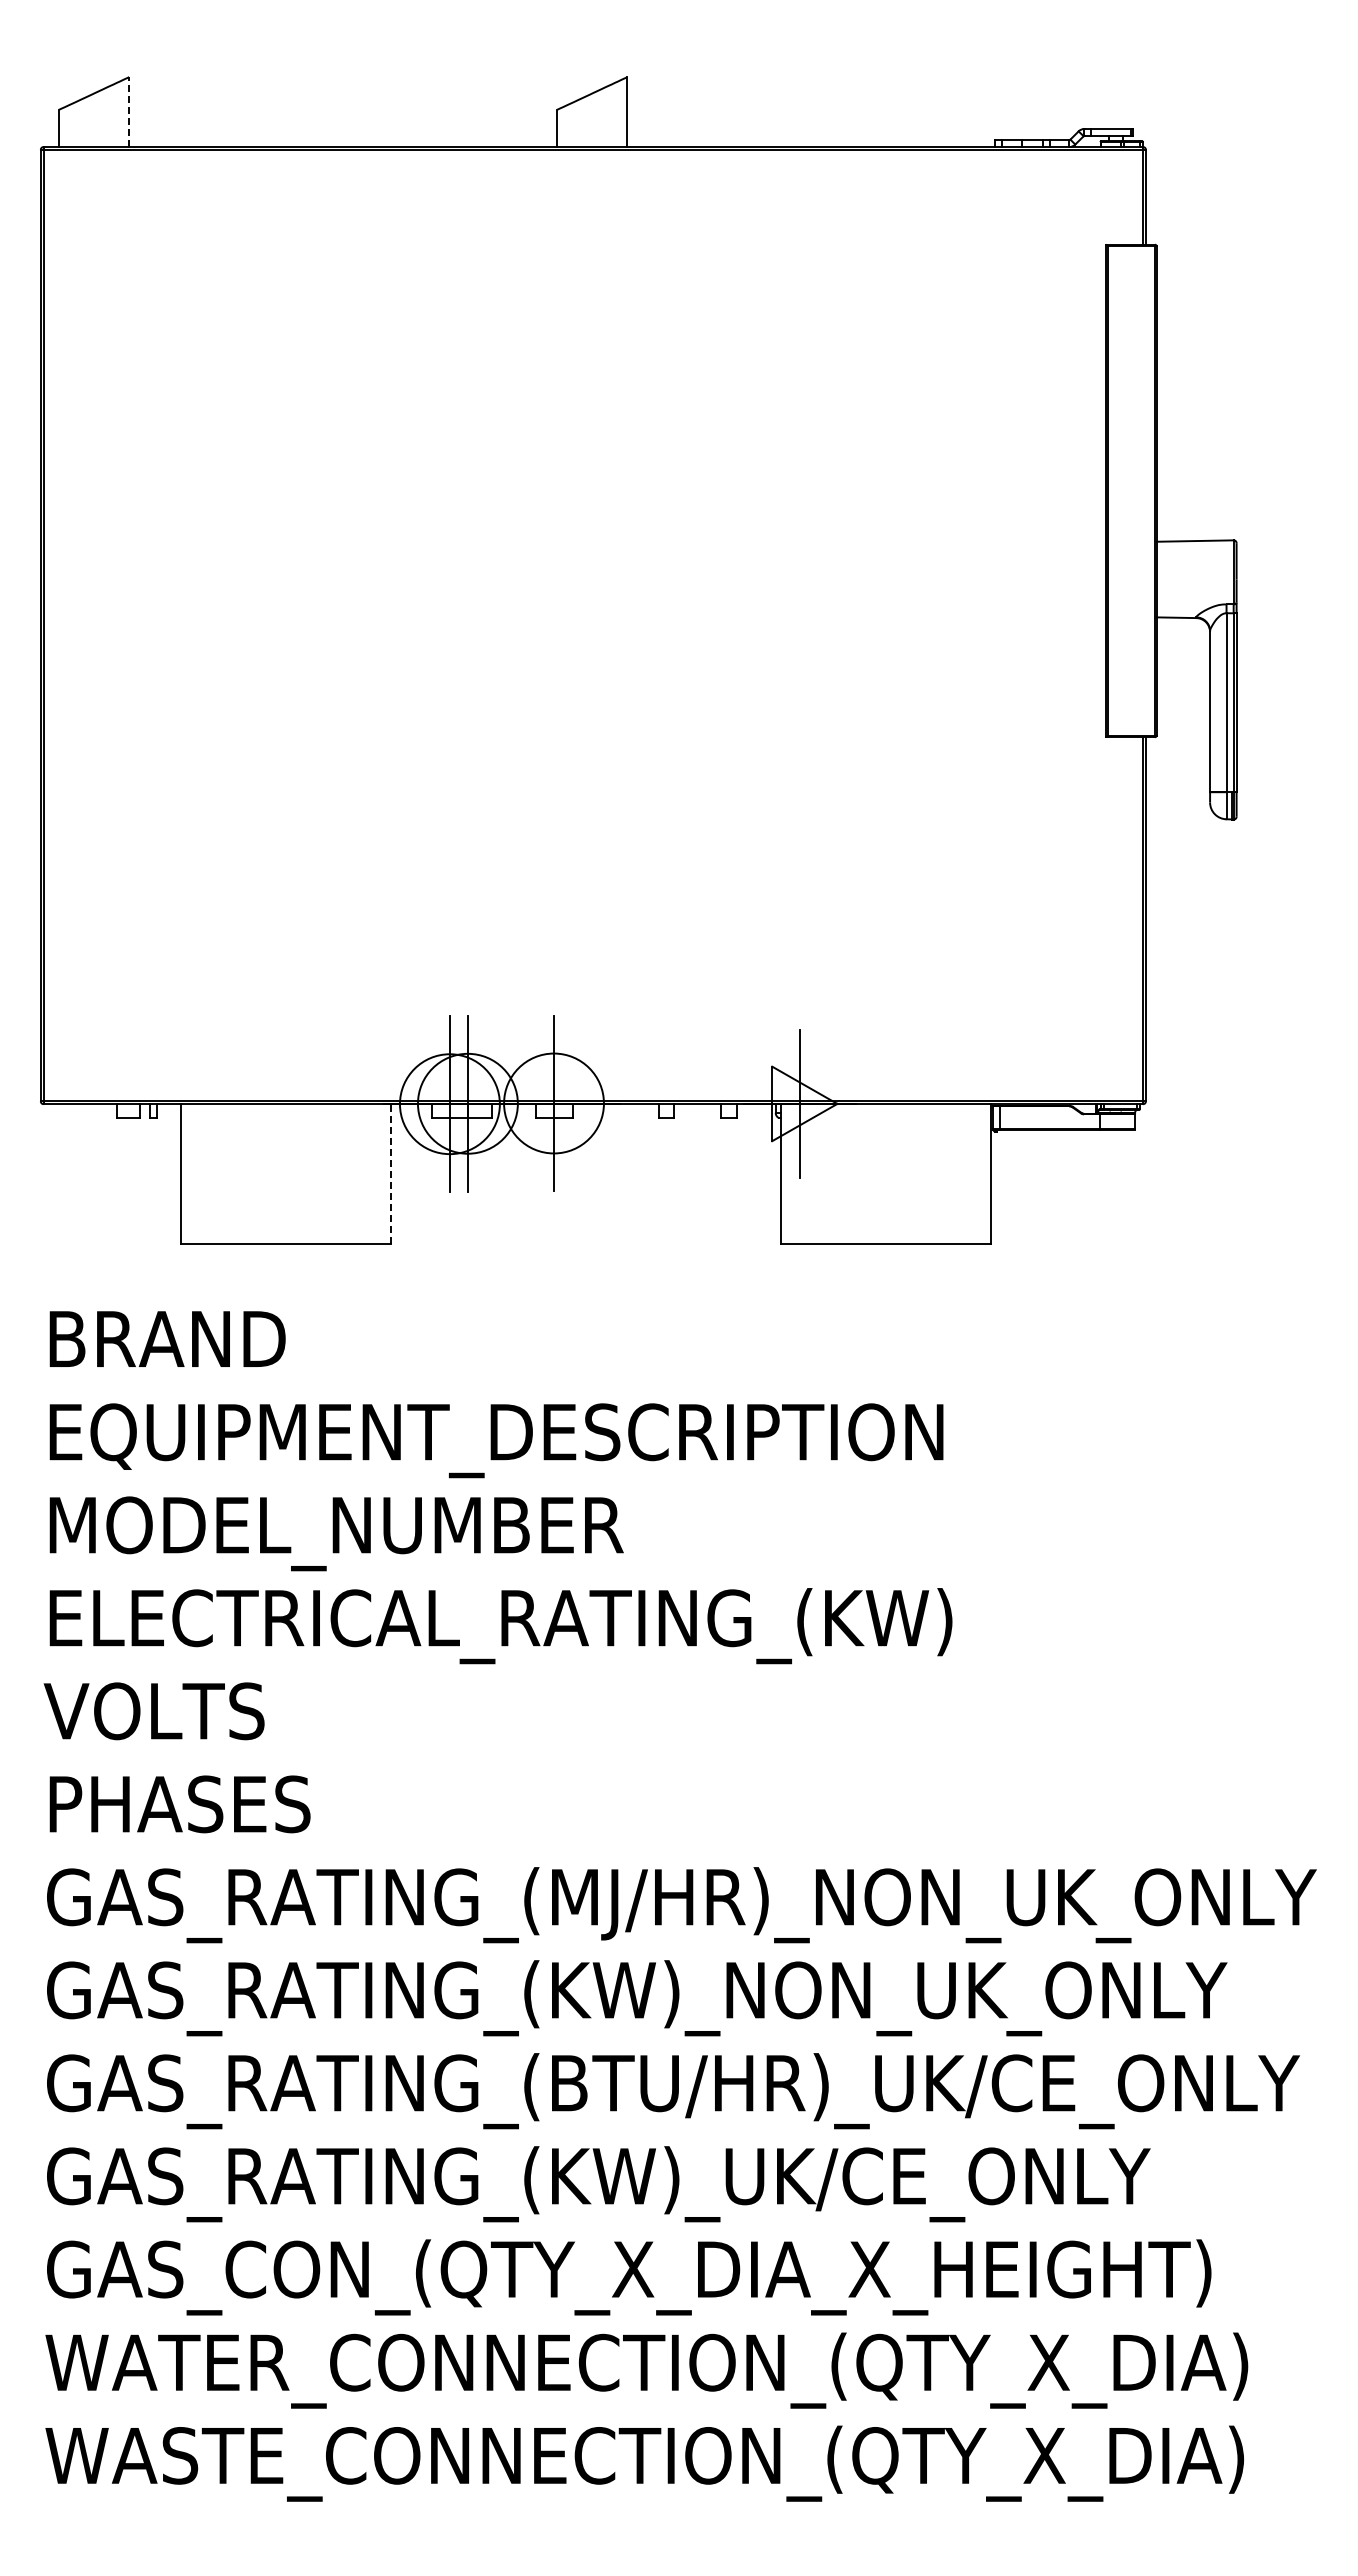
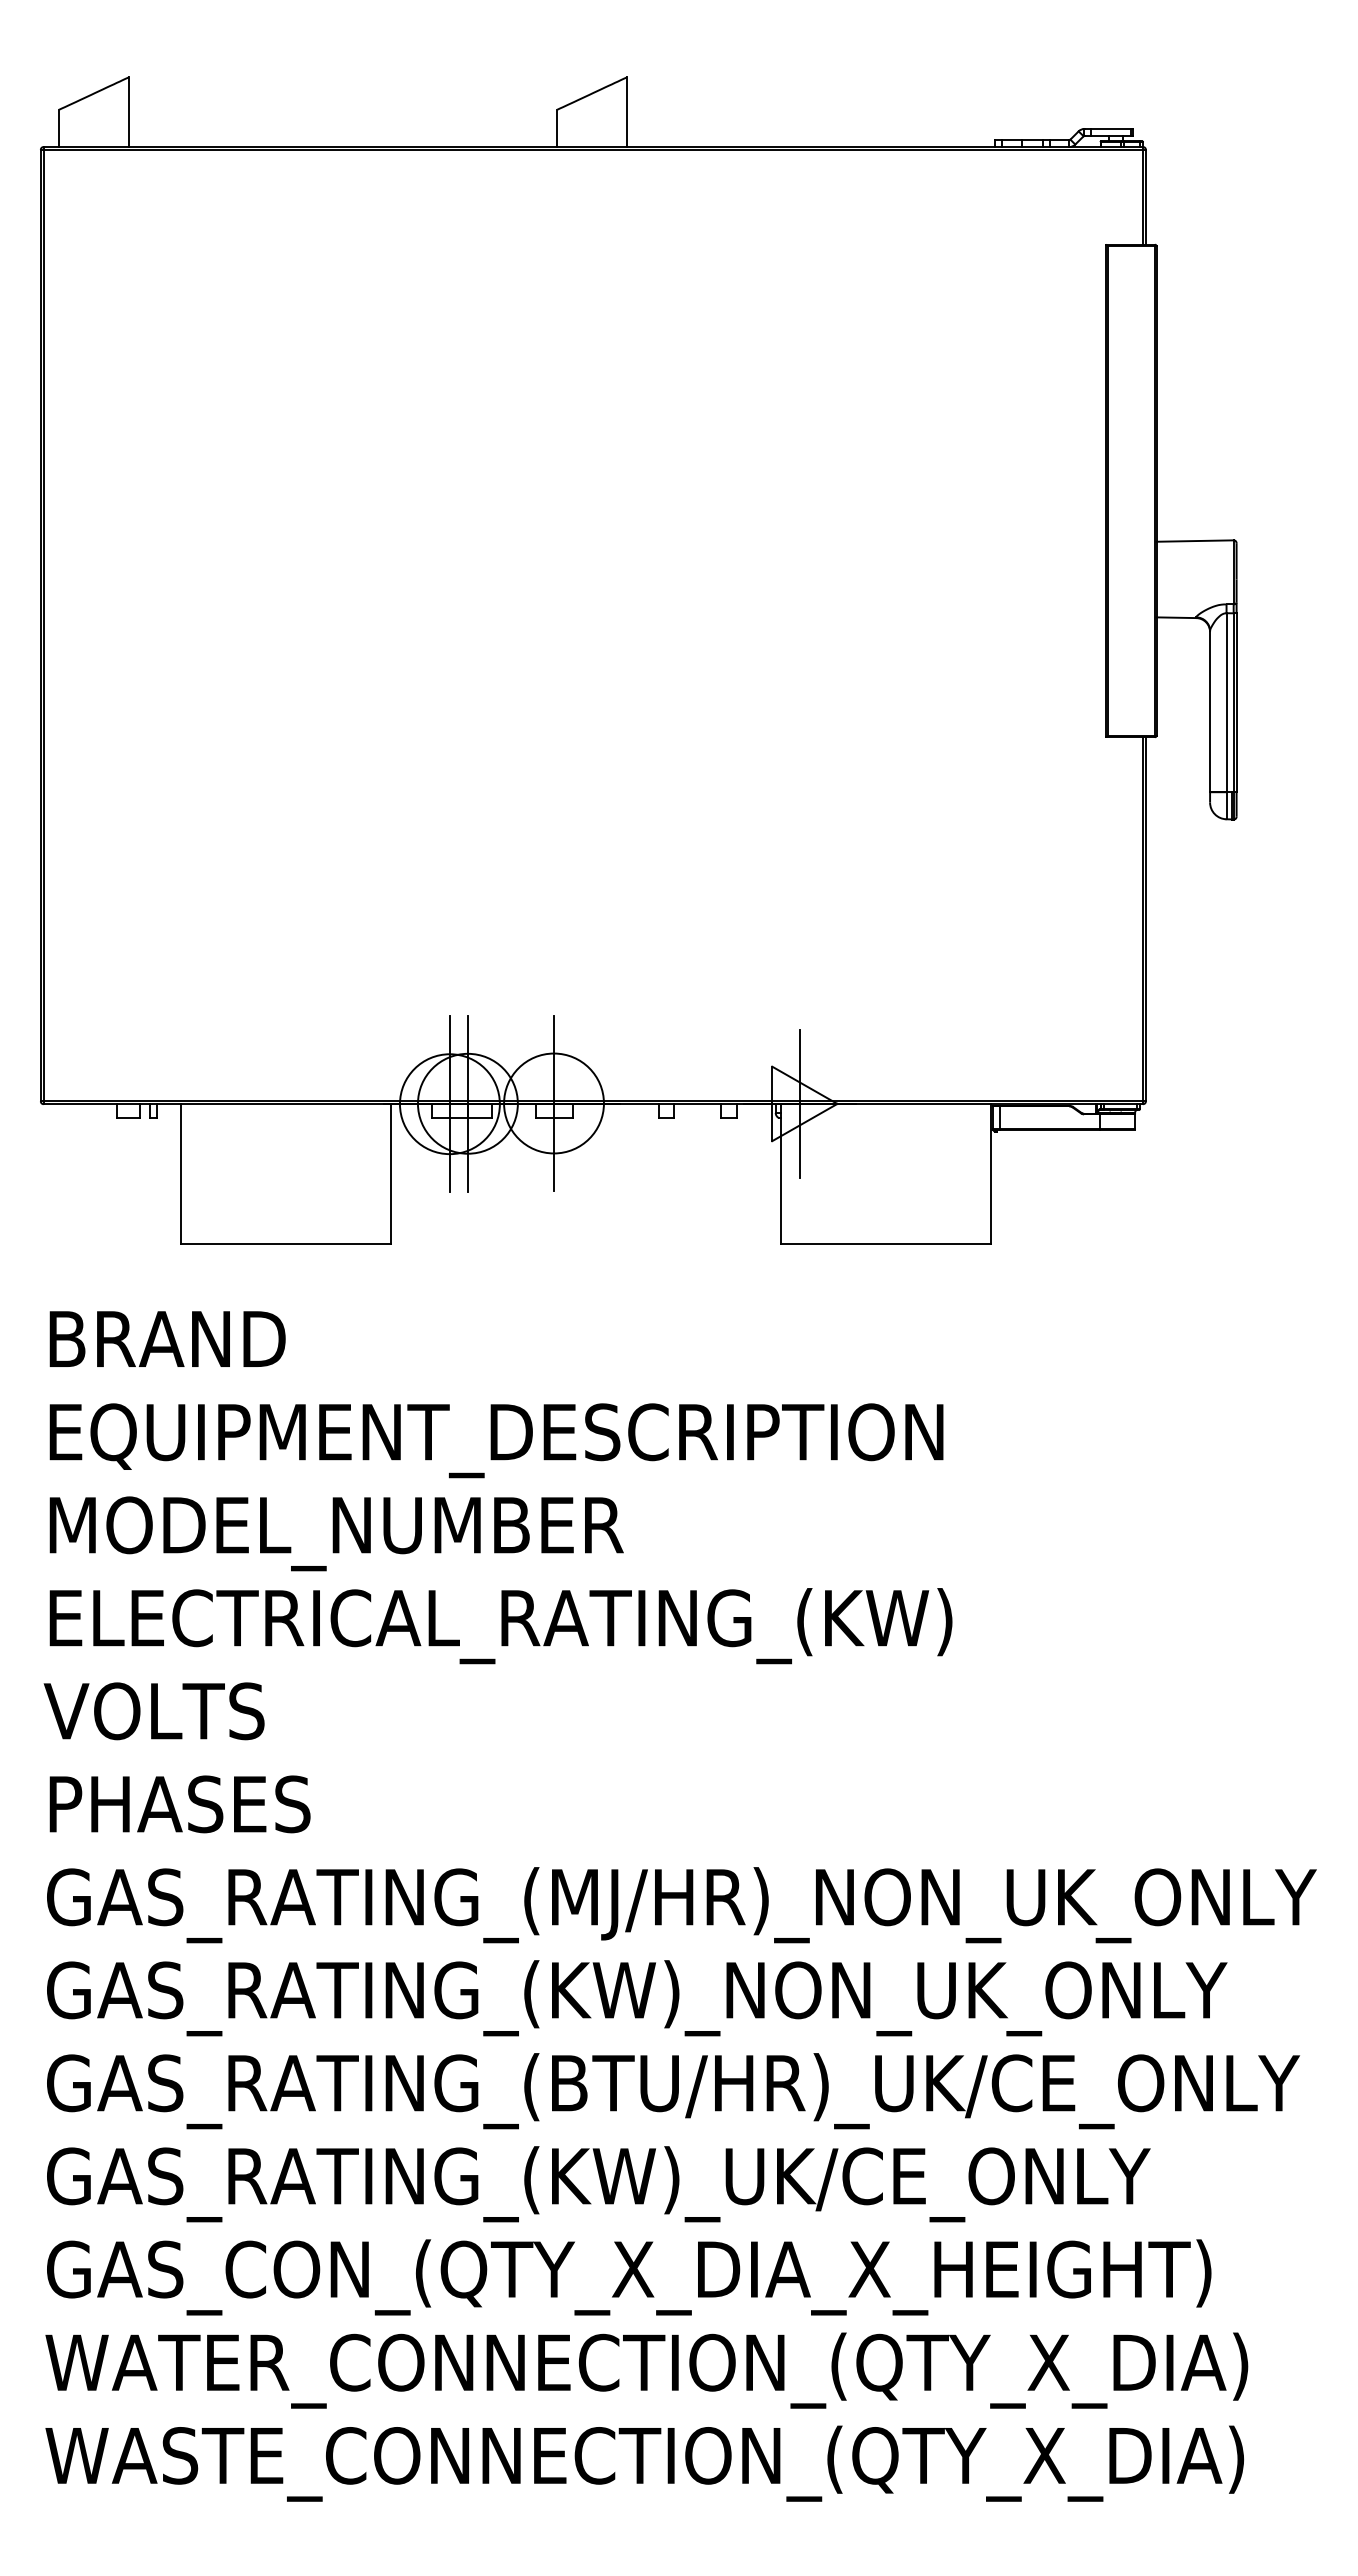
line: dashed -> solid (129, 112)
line: dashed -> solid (391, 1173)
